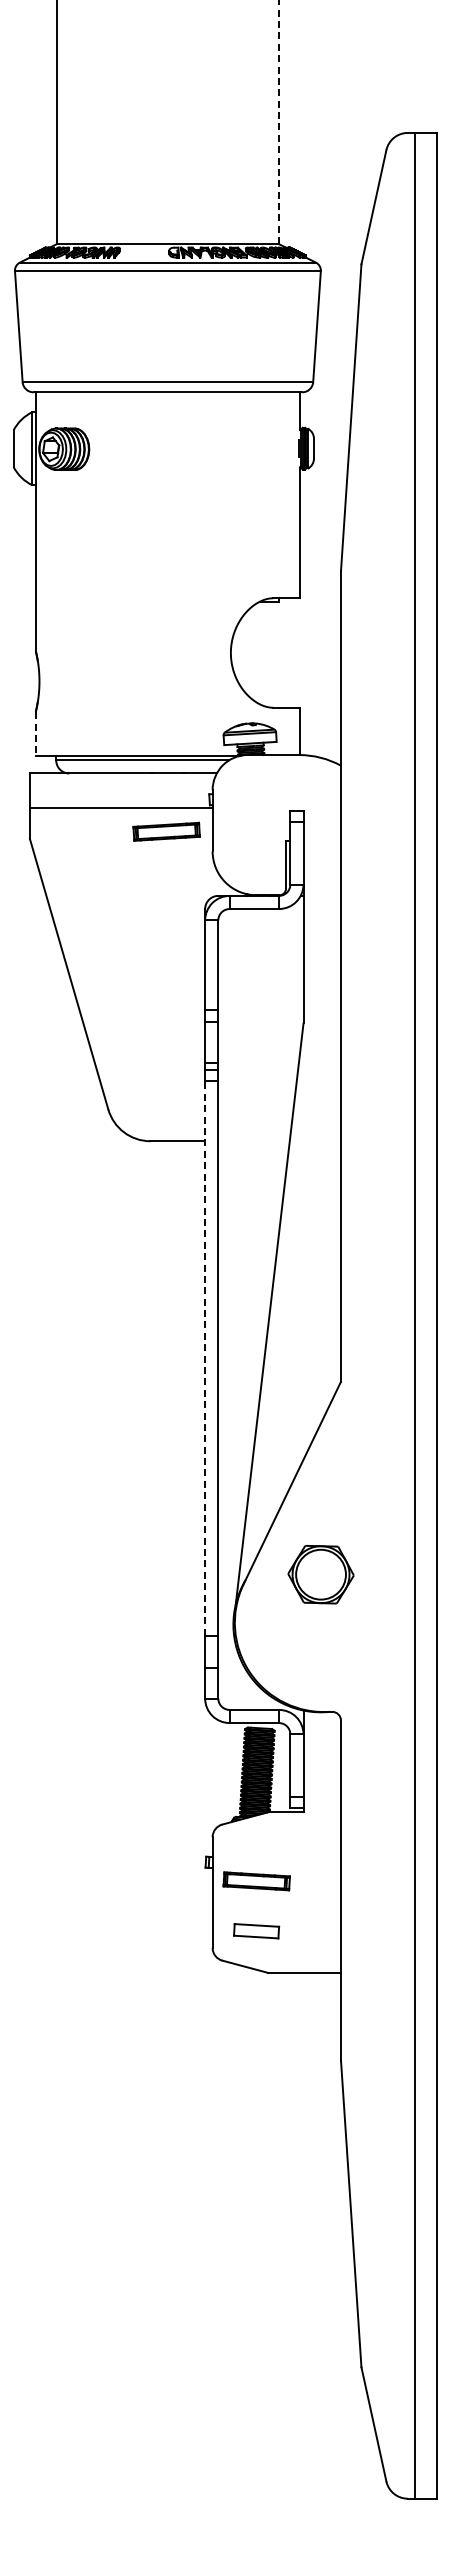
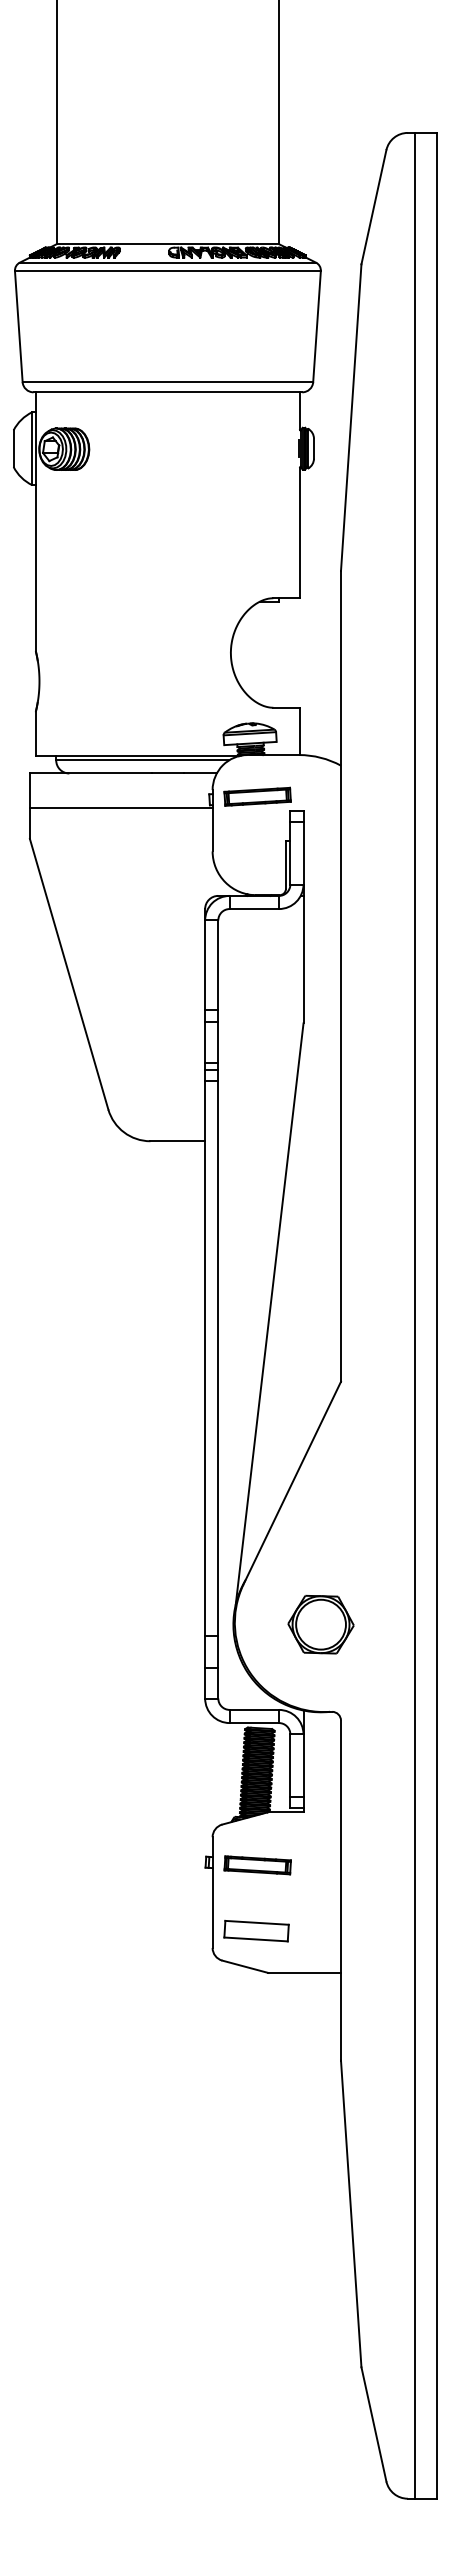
line: dashed -> solid (279, 122)
line: dashed -> solid (35, 734)
part position: (166, 831) -> (257, 796) (257, 796)
line: dashed -> solid (205, 1358)
part position: (320, 1574) -> (320, 1624) (320, 1624)
part position: (256, 1881) -> (257, 1865) (257, 1865)
part size: 48x17 px -> 67x23 px (256, 1931)
